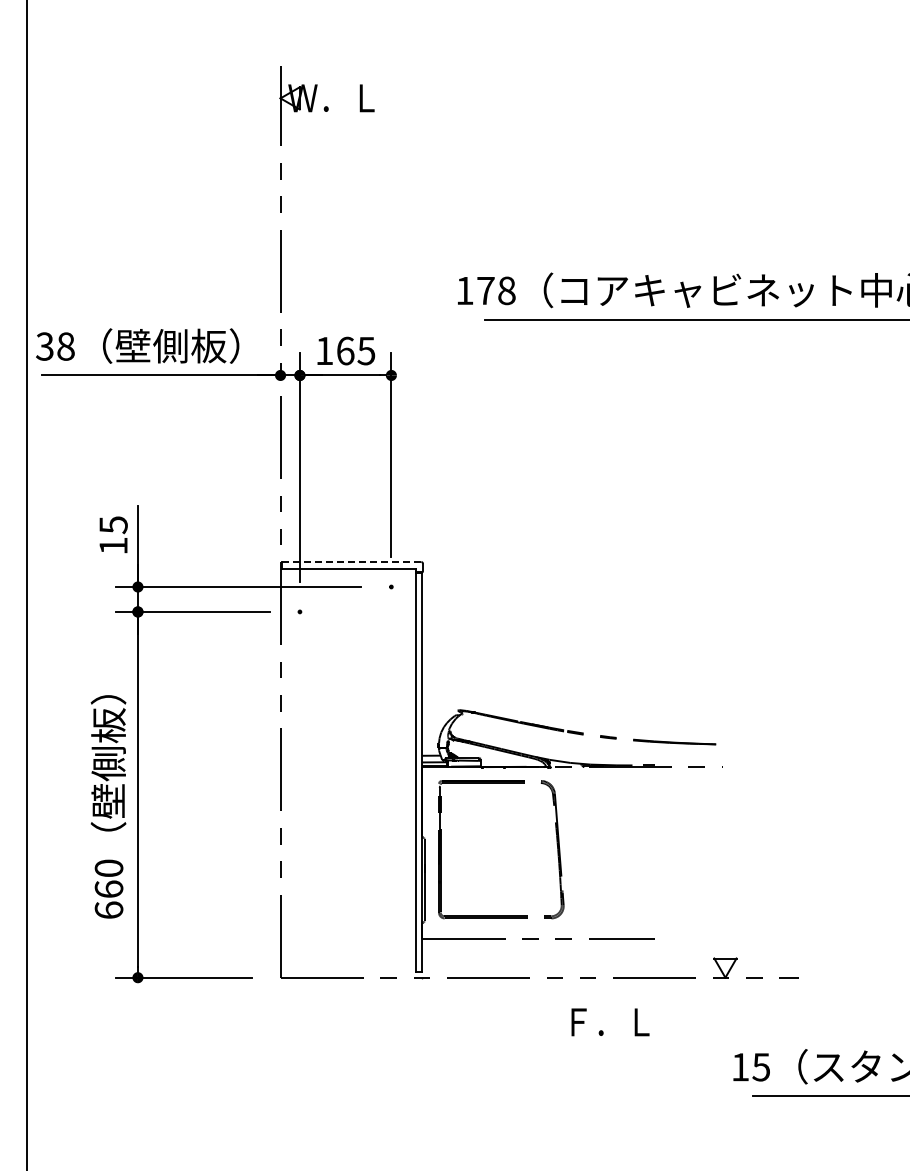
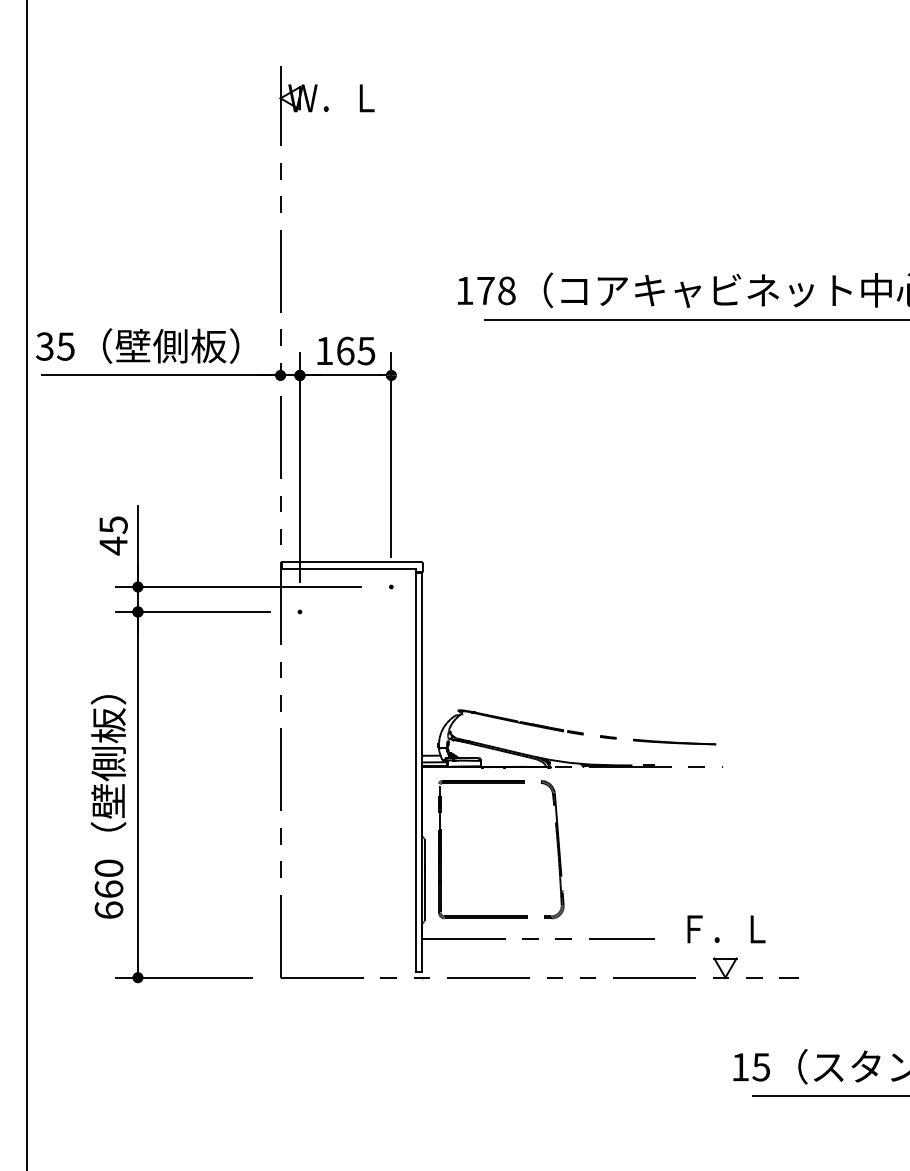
text: 38 -> 35 (65, 346)
text: 15 -> 45 (113, 545)
line: dashed -> solid (351, 562)
text position: (610, 1022) -> (726, 929) (726, 929)
